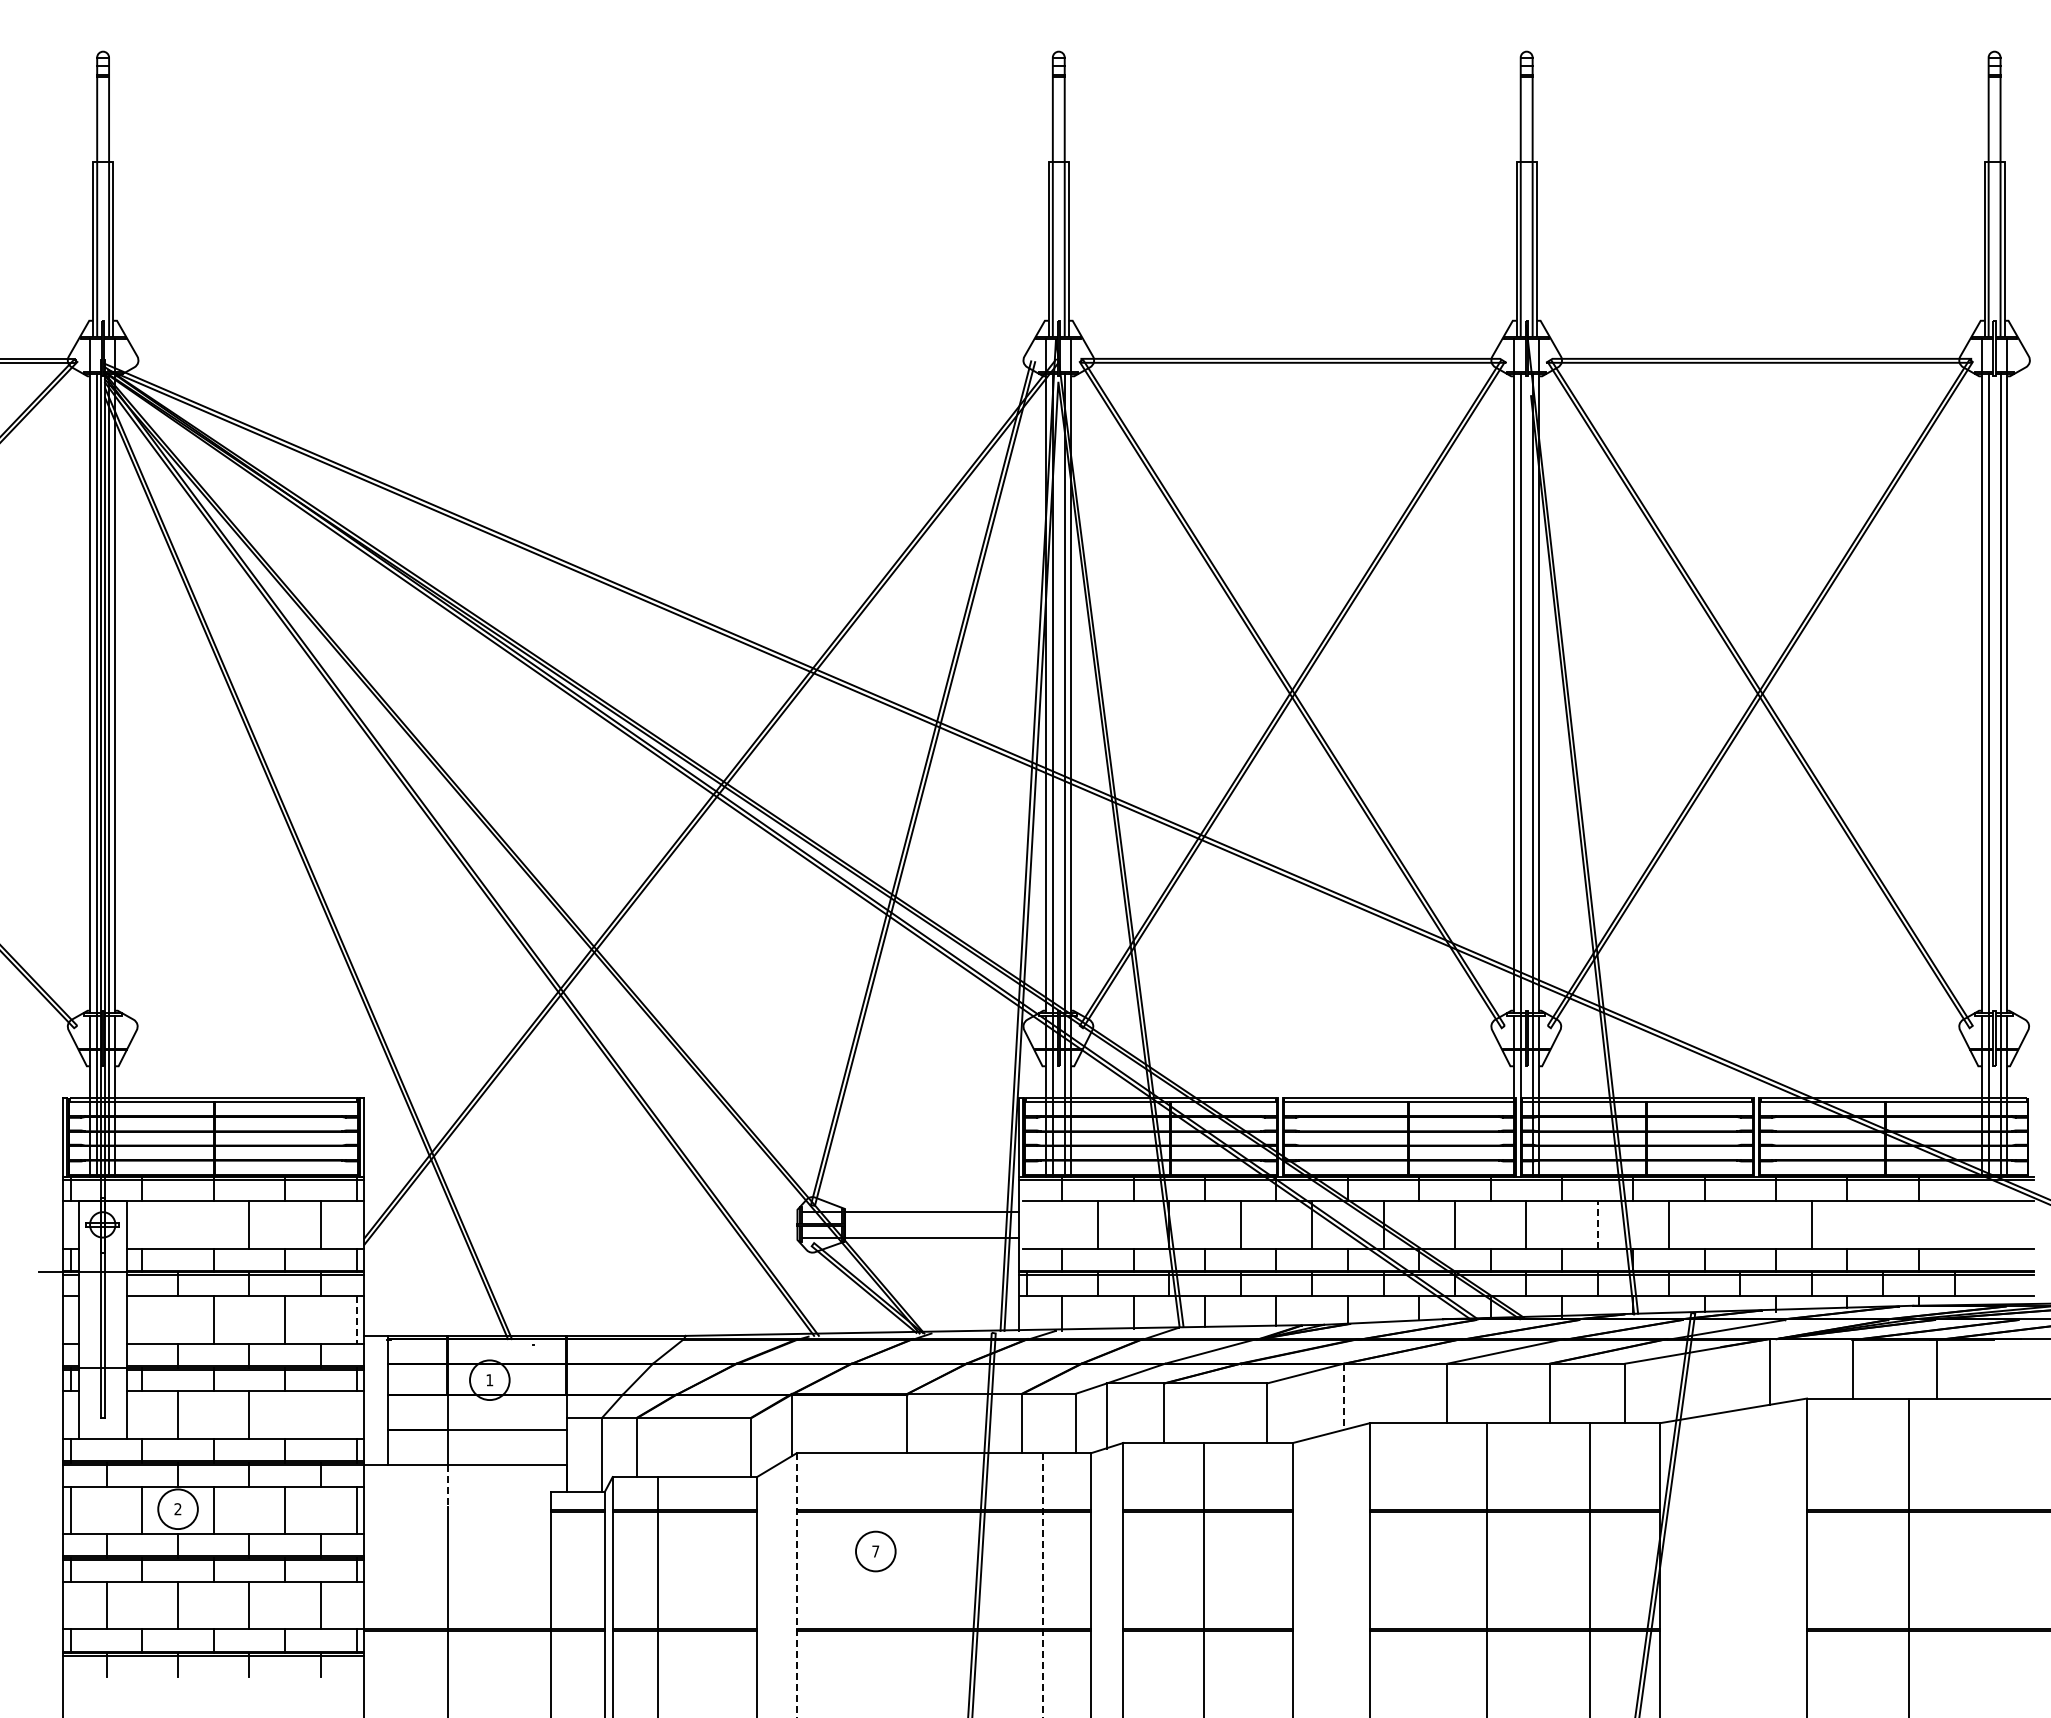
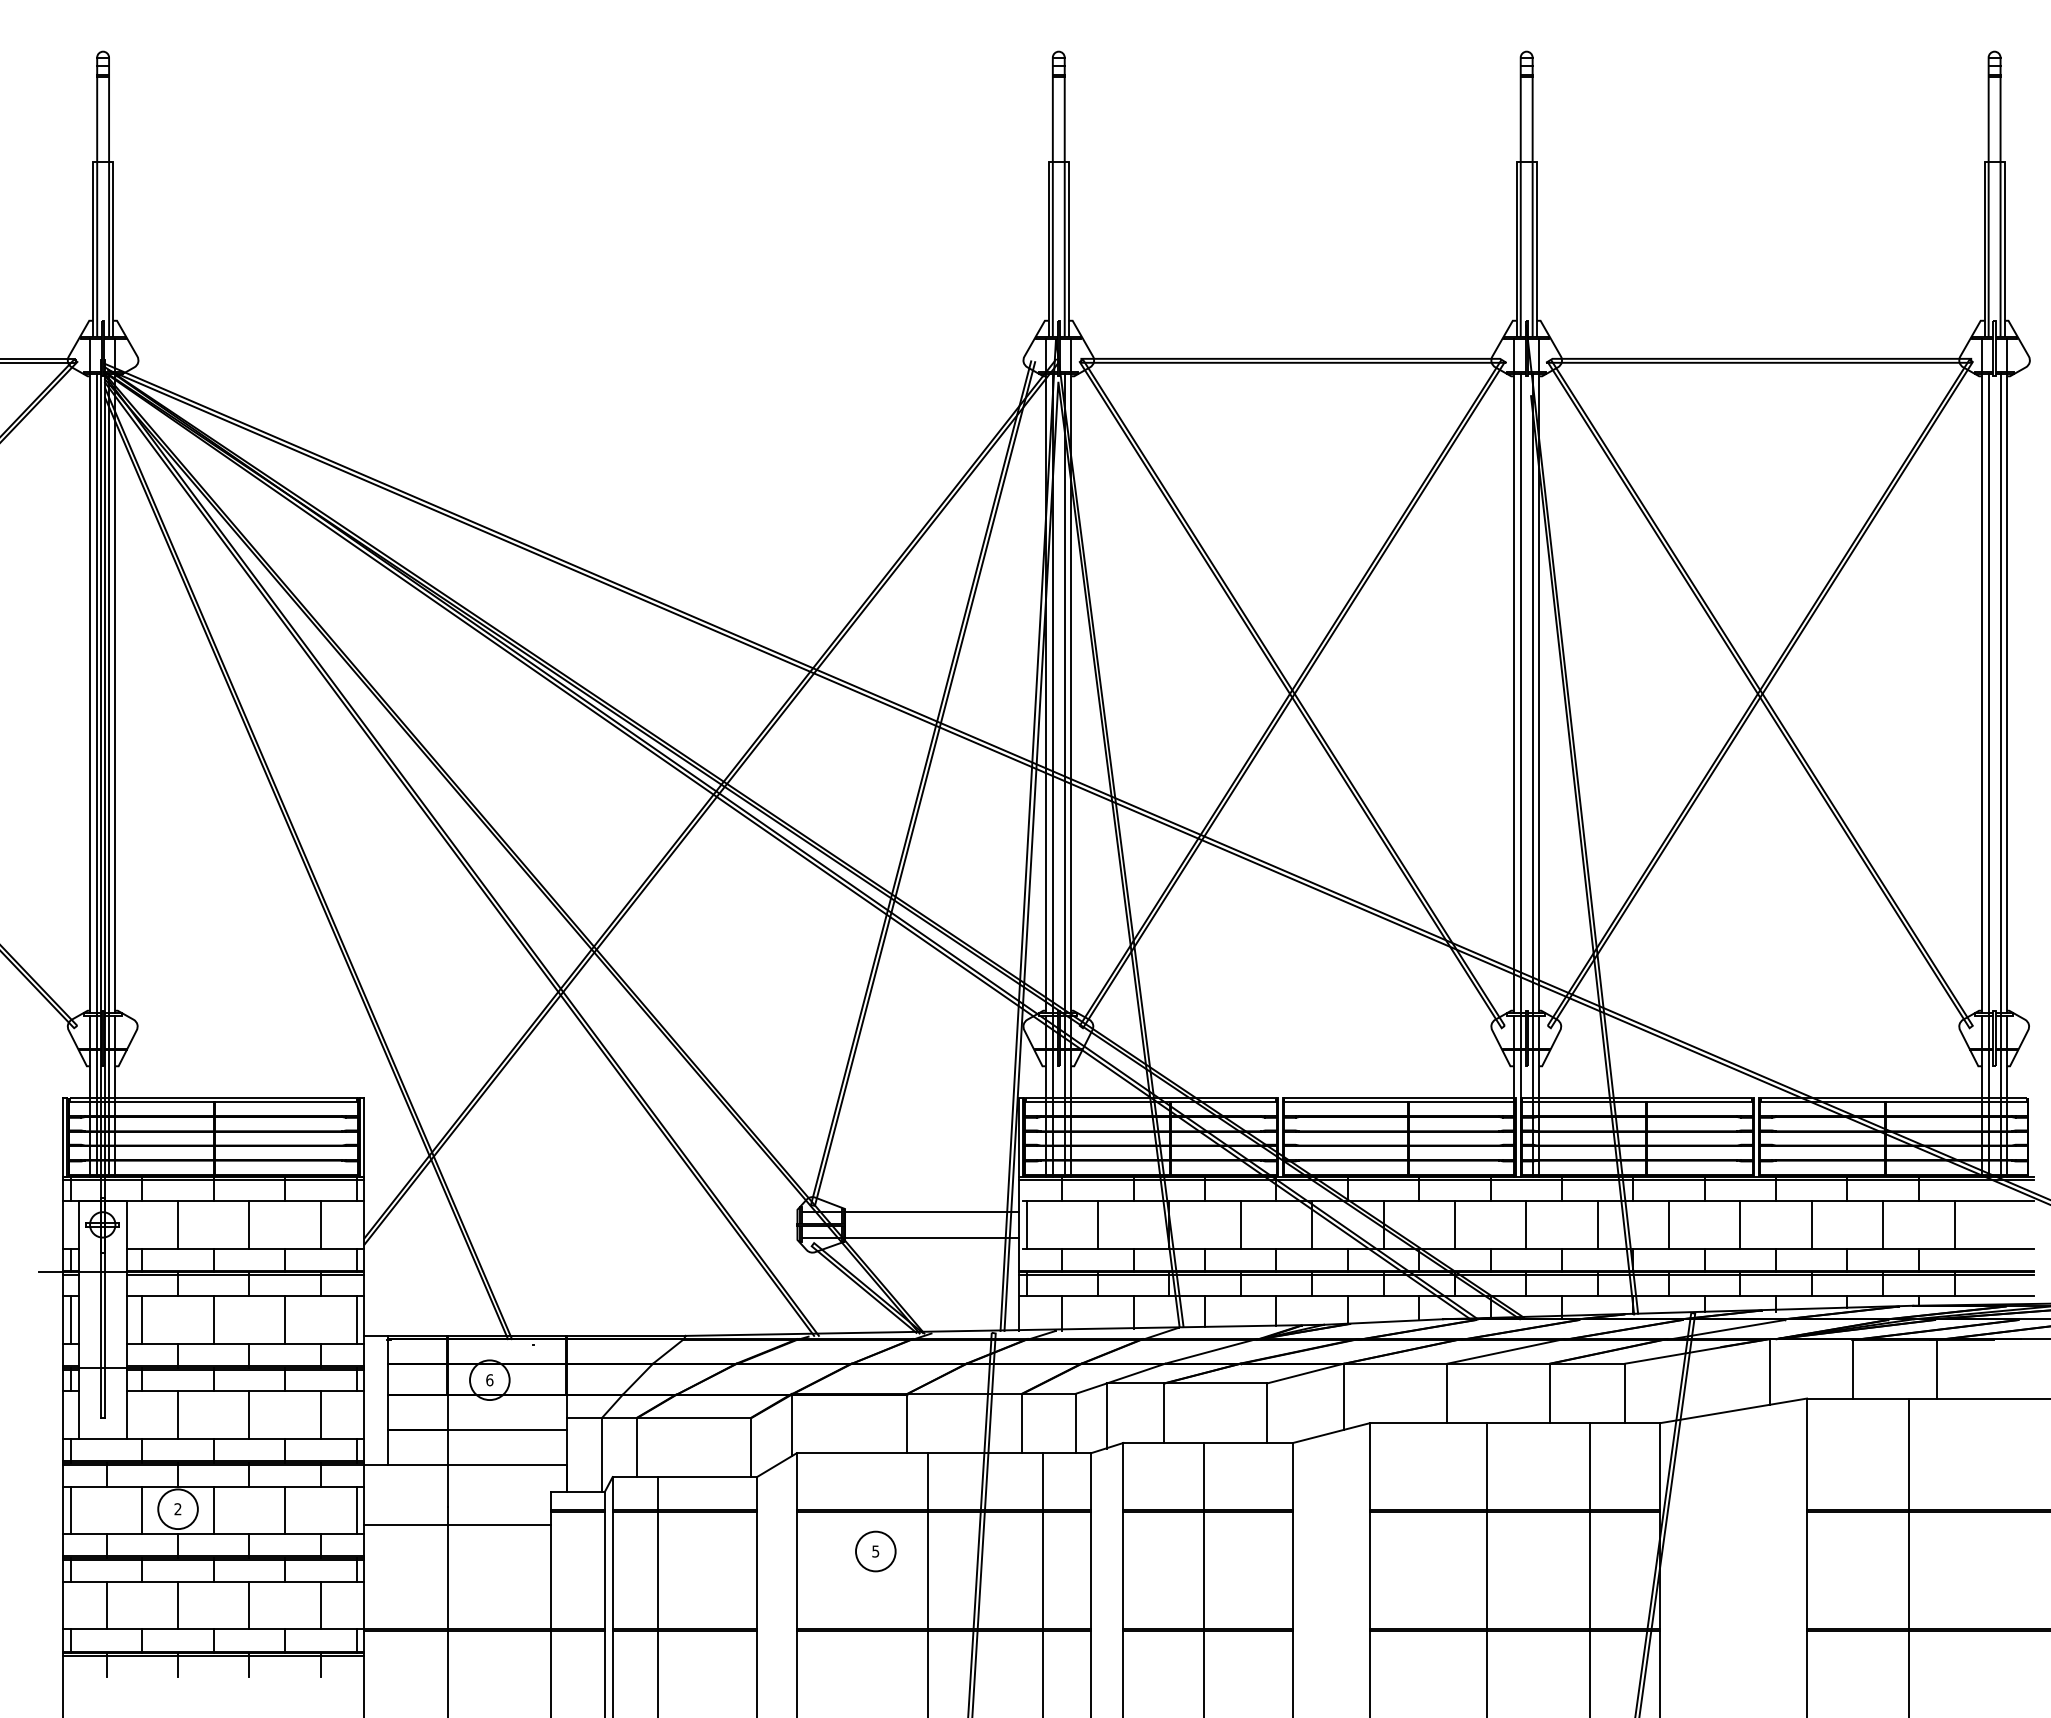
line: none -> present (178, 1224)
line: none -> present (1026, 1224)
line: dashed -> solid (1597, 1224)
line: none -> present (1740, 1224)
line: none -> present (1883, 1224)
line: none -> present (1954, 1224)
line: none -> present (71, 1319)
line: none -> present (142, 1319)
line: dashed -> solid (356, 1320)
text: 1 -> 6 (489, 1380)
line: dashed -> solid (1343, 1397)
line: none -> present (320, 1415)
line: dashed -> solid (447, 1486)
line: none -> present (457, 1524)
text: 7 -> 5 (875, 1551)
line: none -> present (927, 1583)
line: dashed -> solid (796, 1586)
line: dashed -> solid (1042, 1586)
